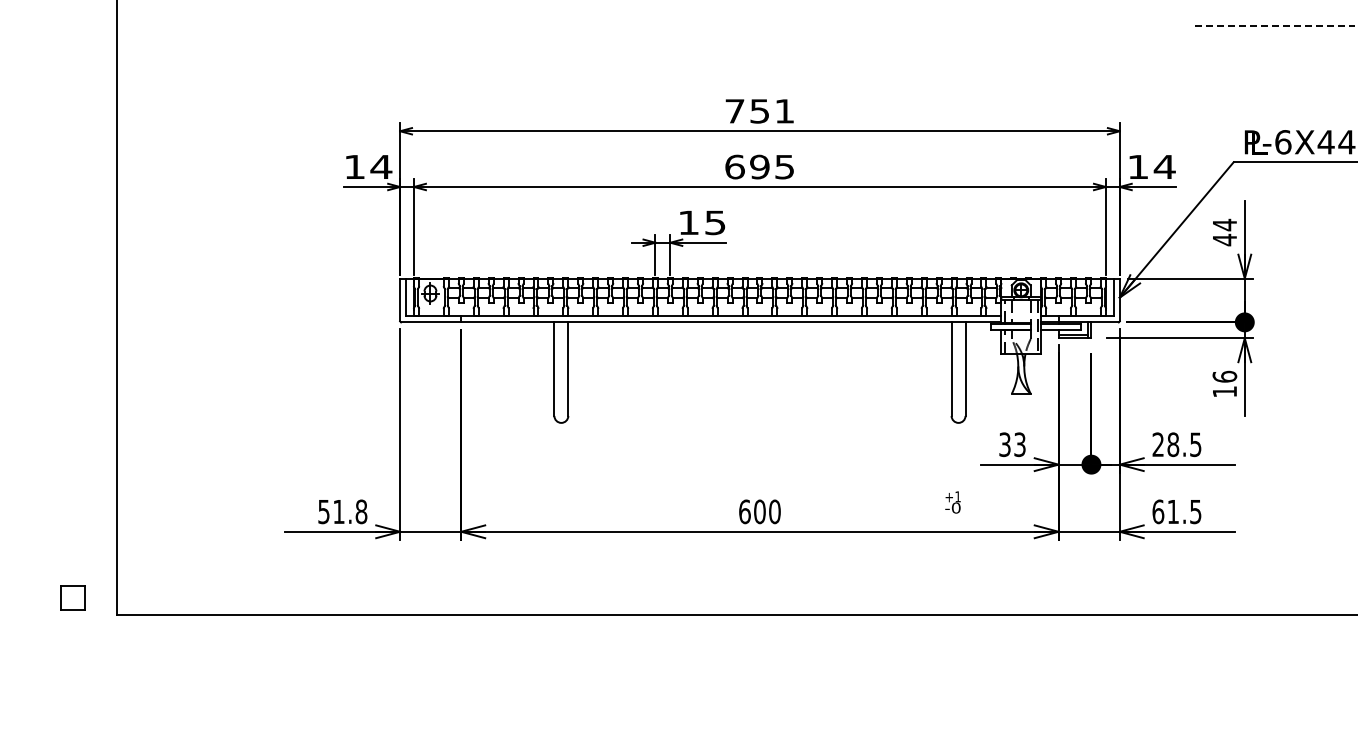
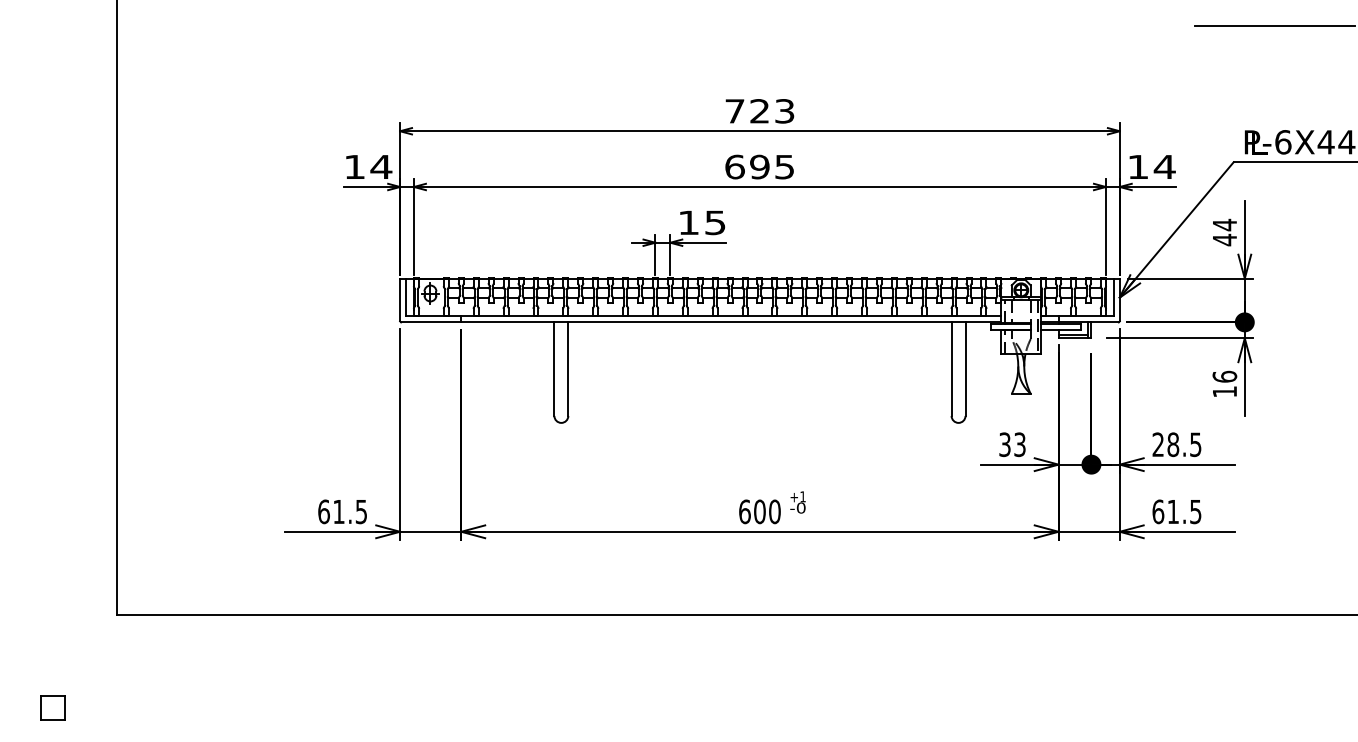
line: dashed -> solid (1275, 26)
text: 751 -> 723 (772, 111)
text position: (952, 502) -> (797, 502) (797, 502)
text: 51.8 -> 61.5 (342, 511)
part position: (72, 597) -> (52, 707) (52, 707)
